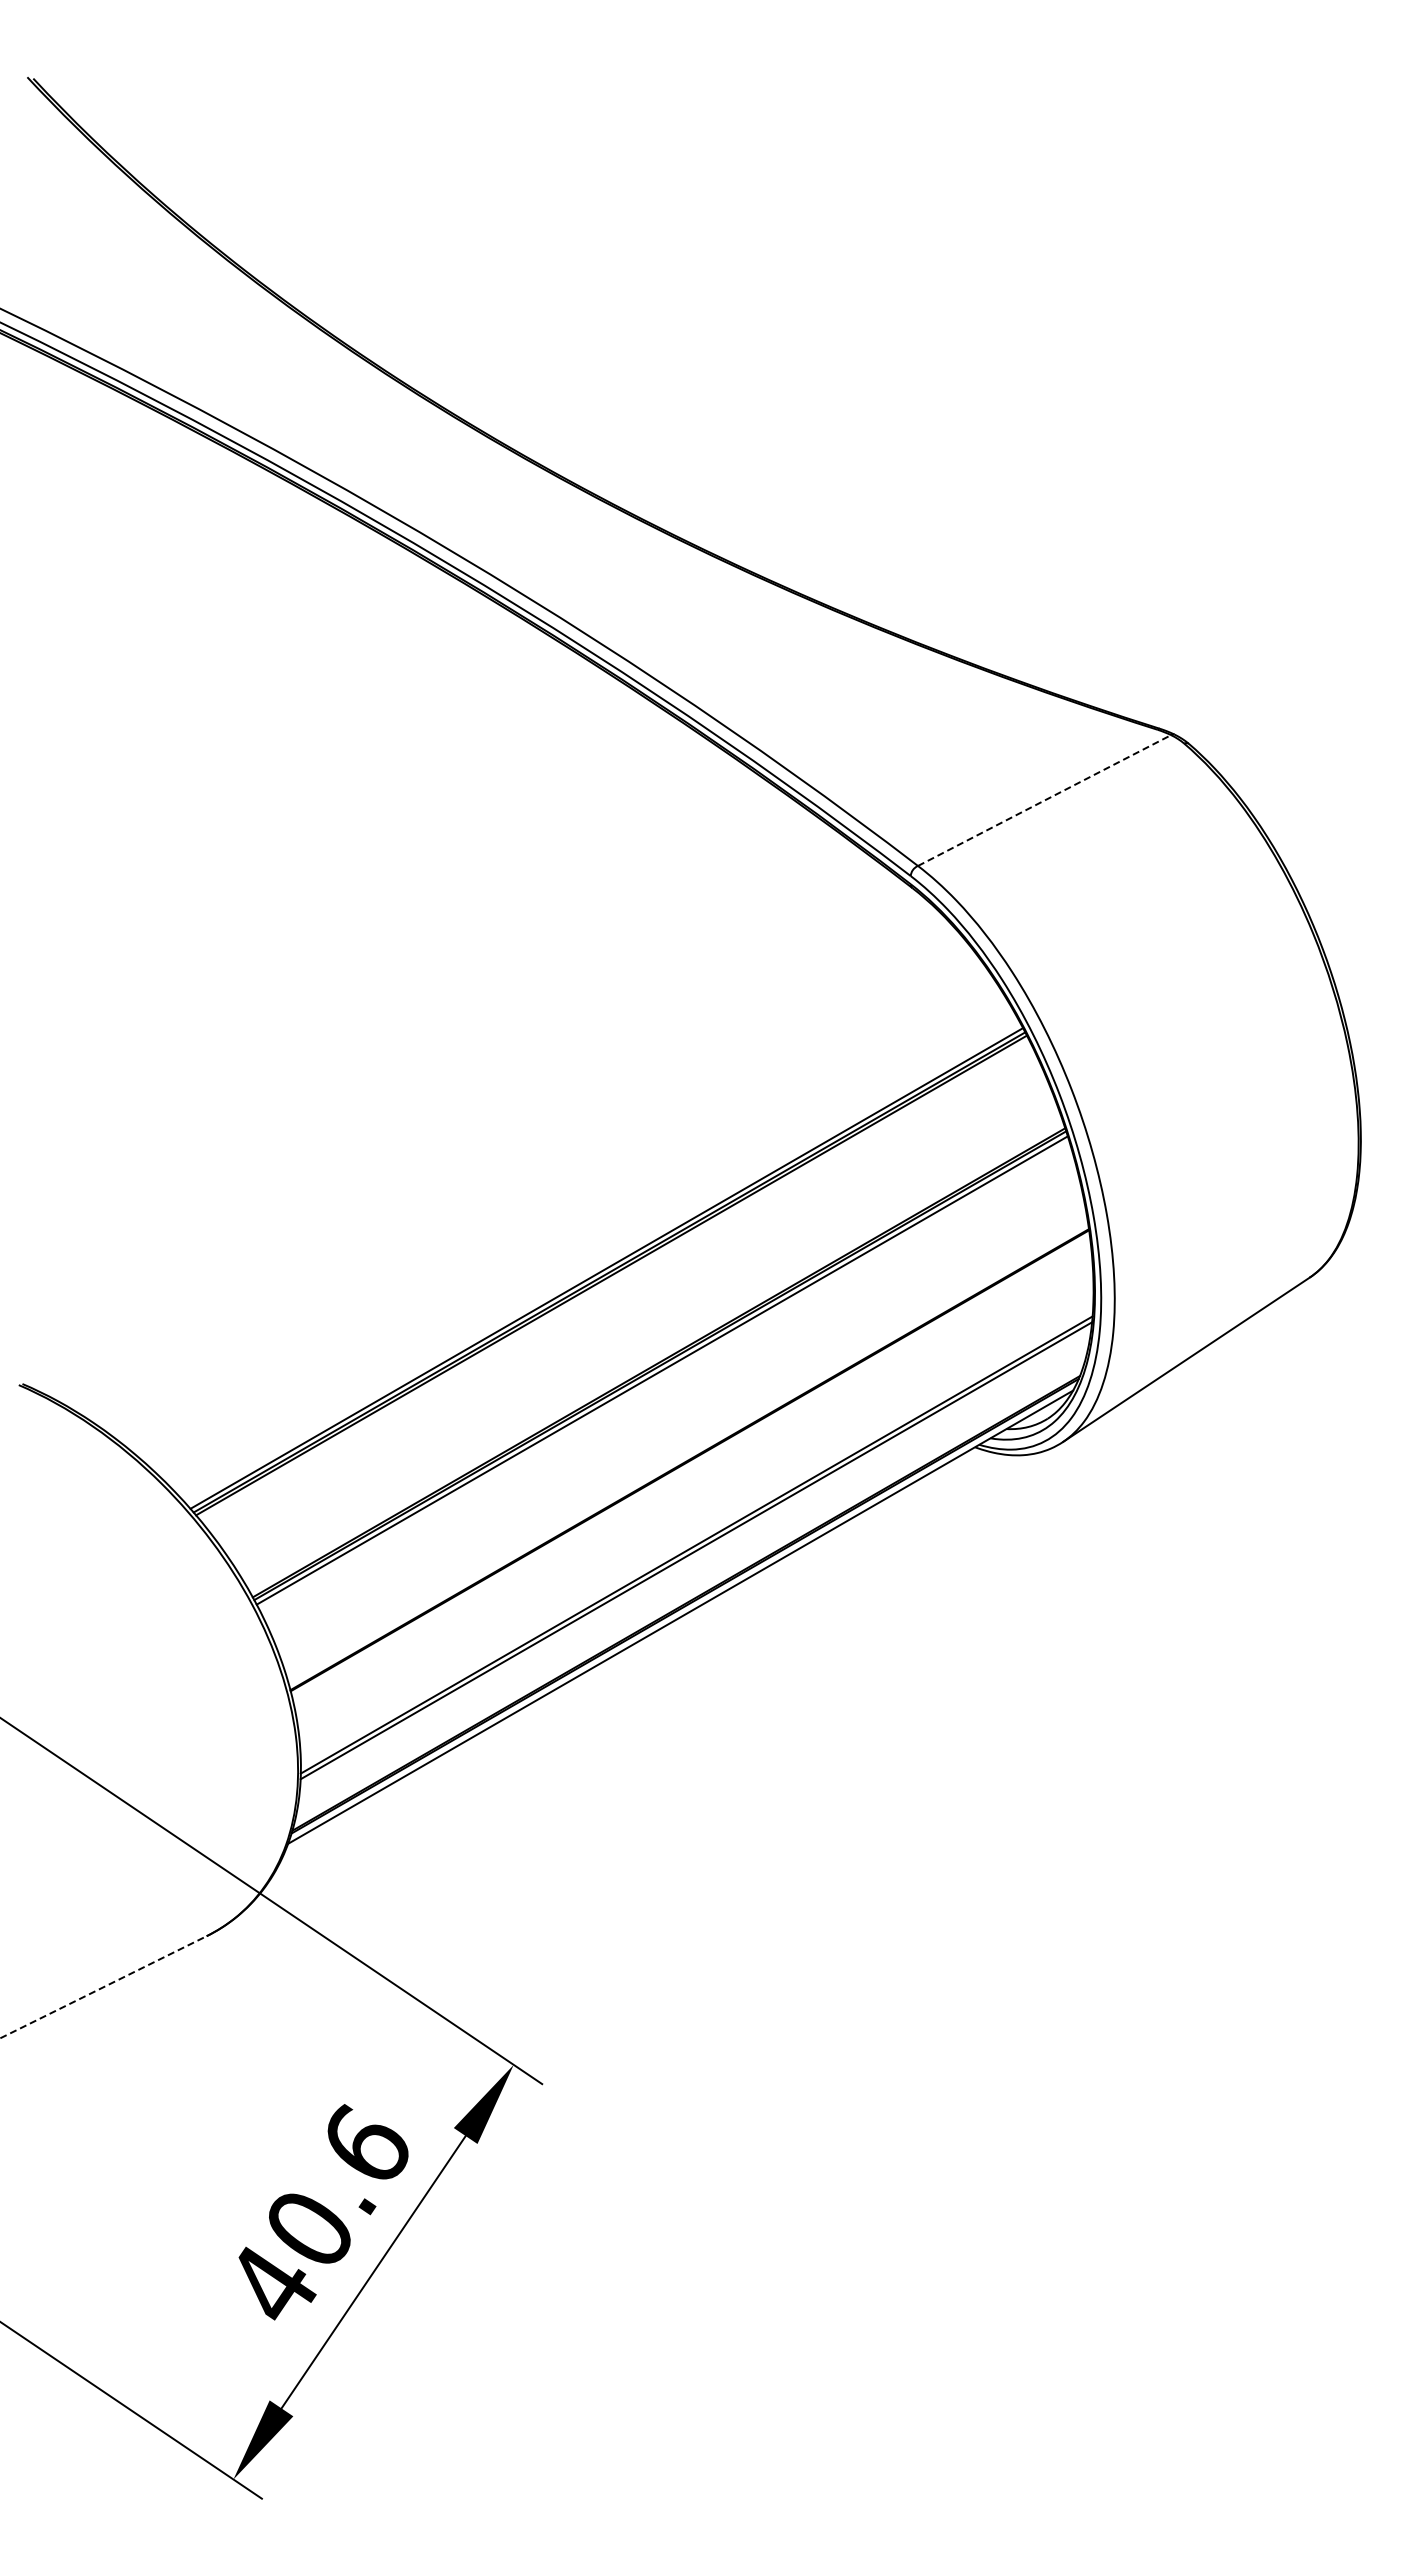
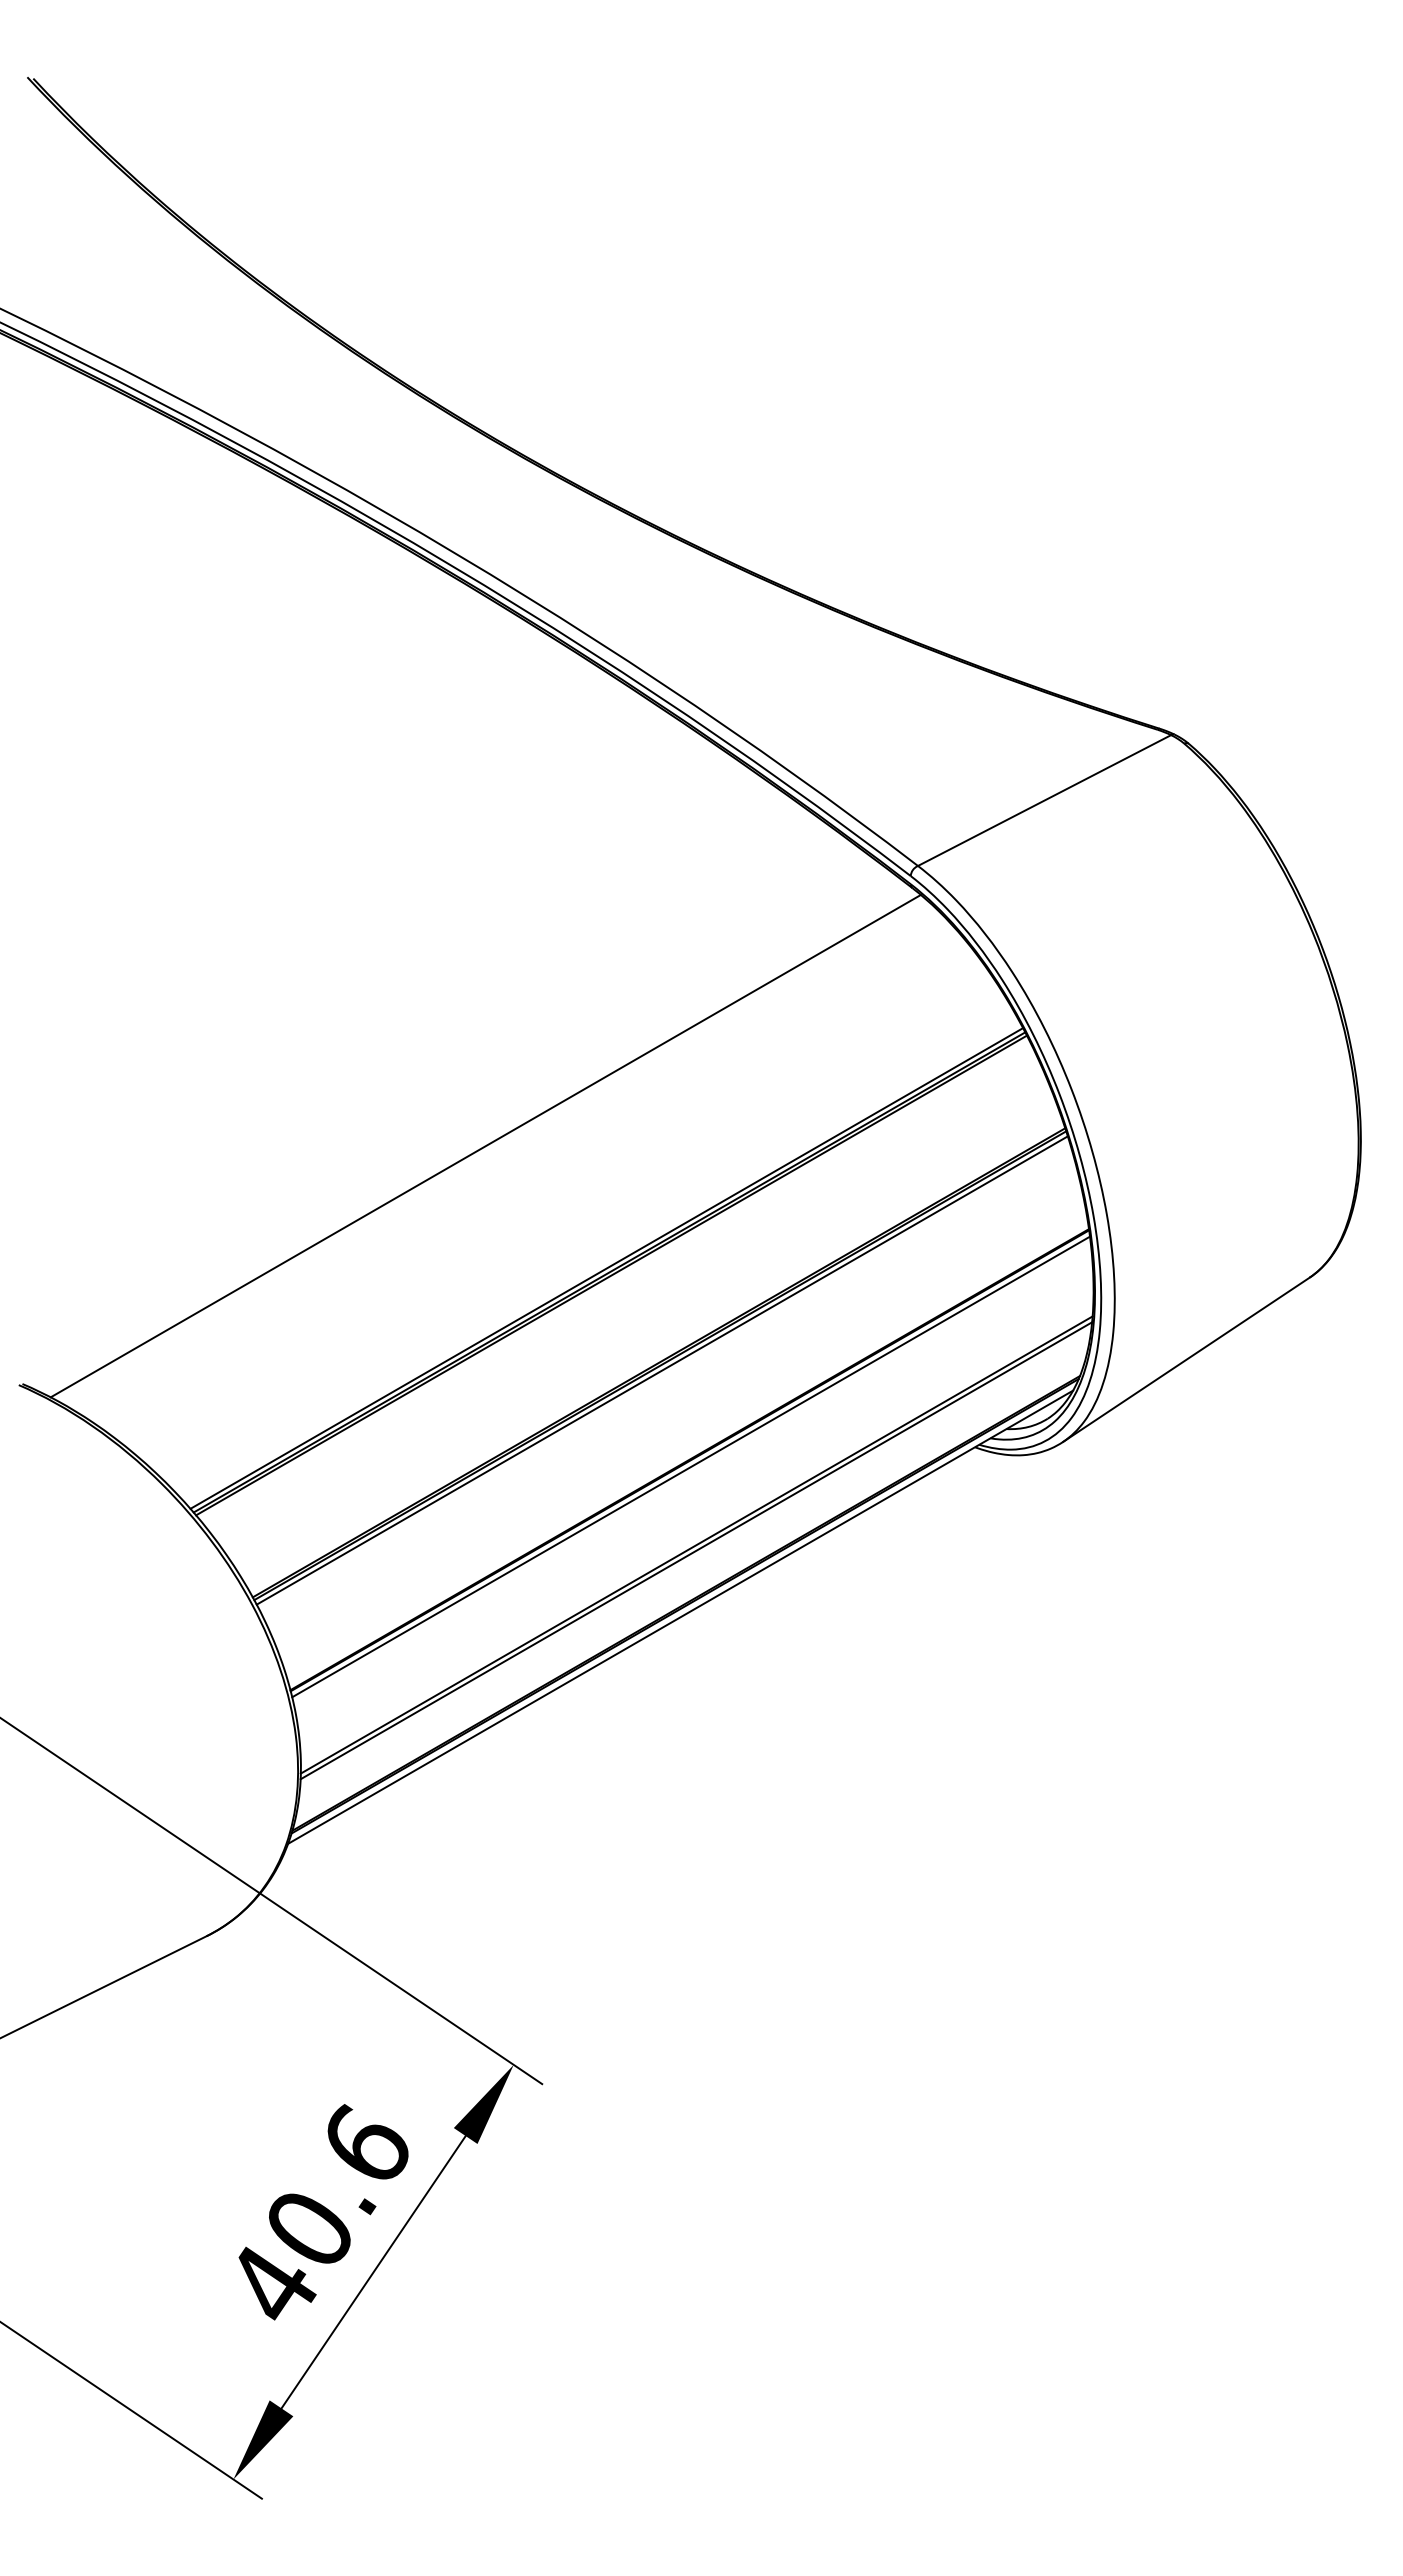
line: dashed -> solid (1045, 800)
line: none -> present (485, 1145)
line: none -> present (691, 1466)
line: dashed -> solid (103, 1987)
